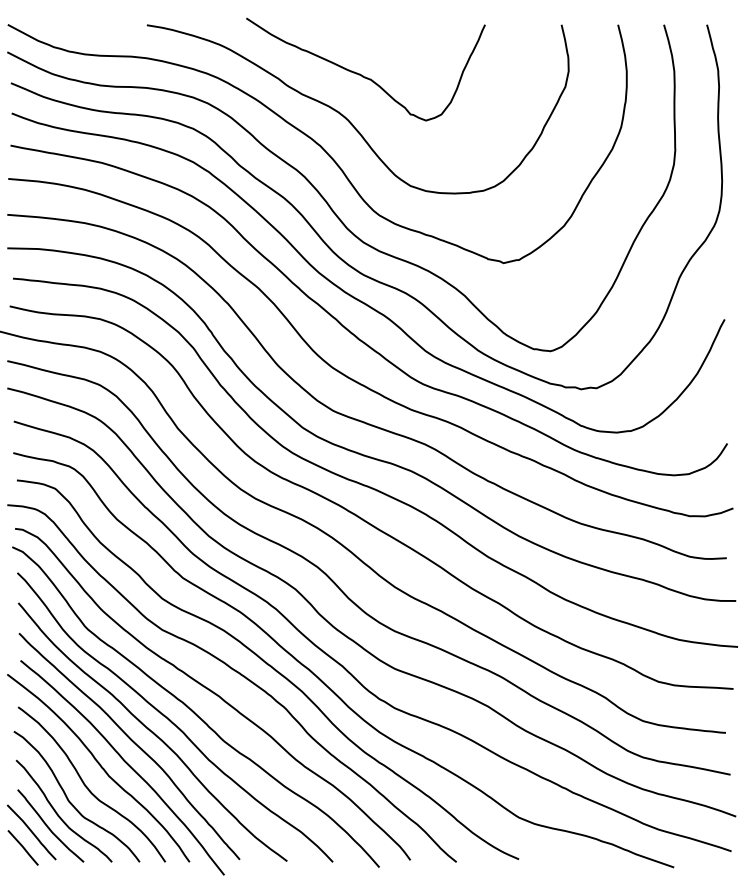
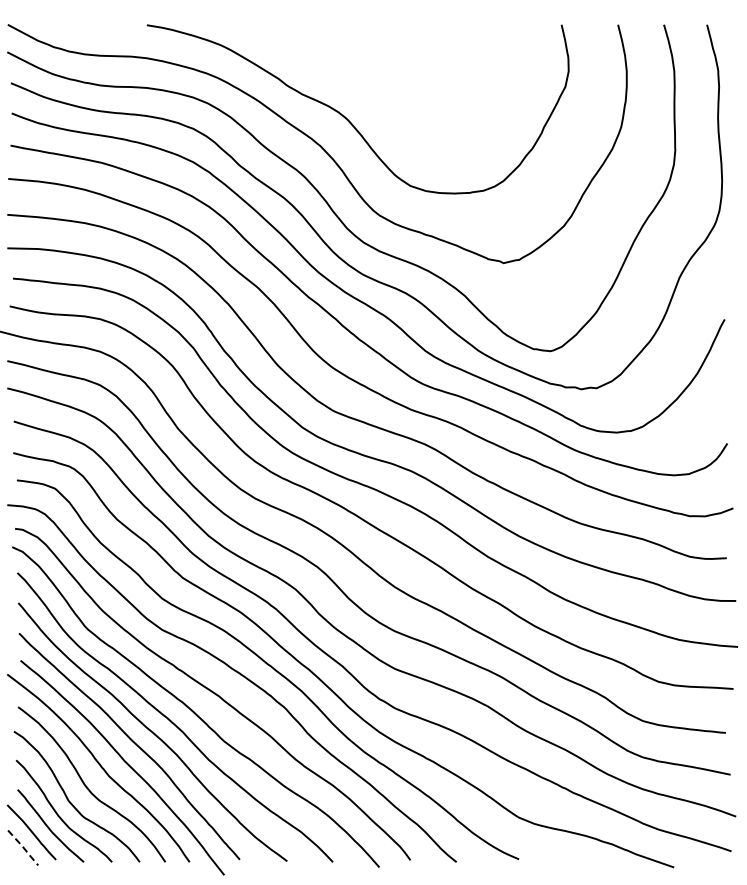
curve: present -> none (363, 75)
line: solid -> dashed (23, 848)
